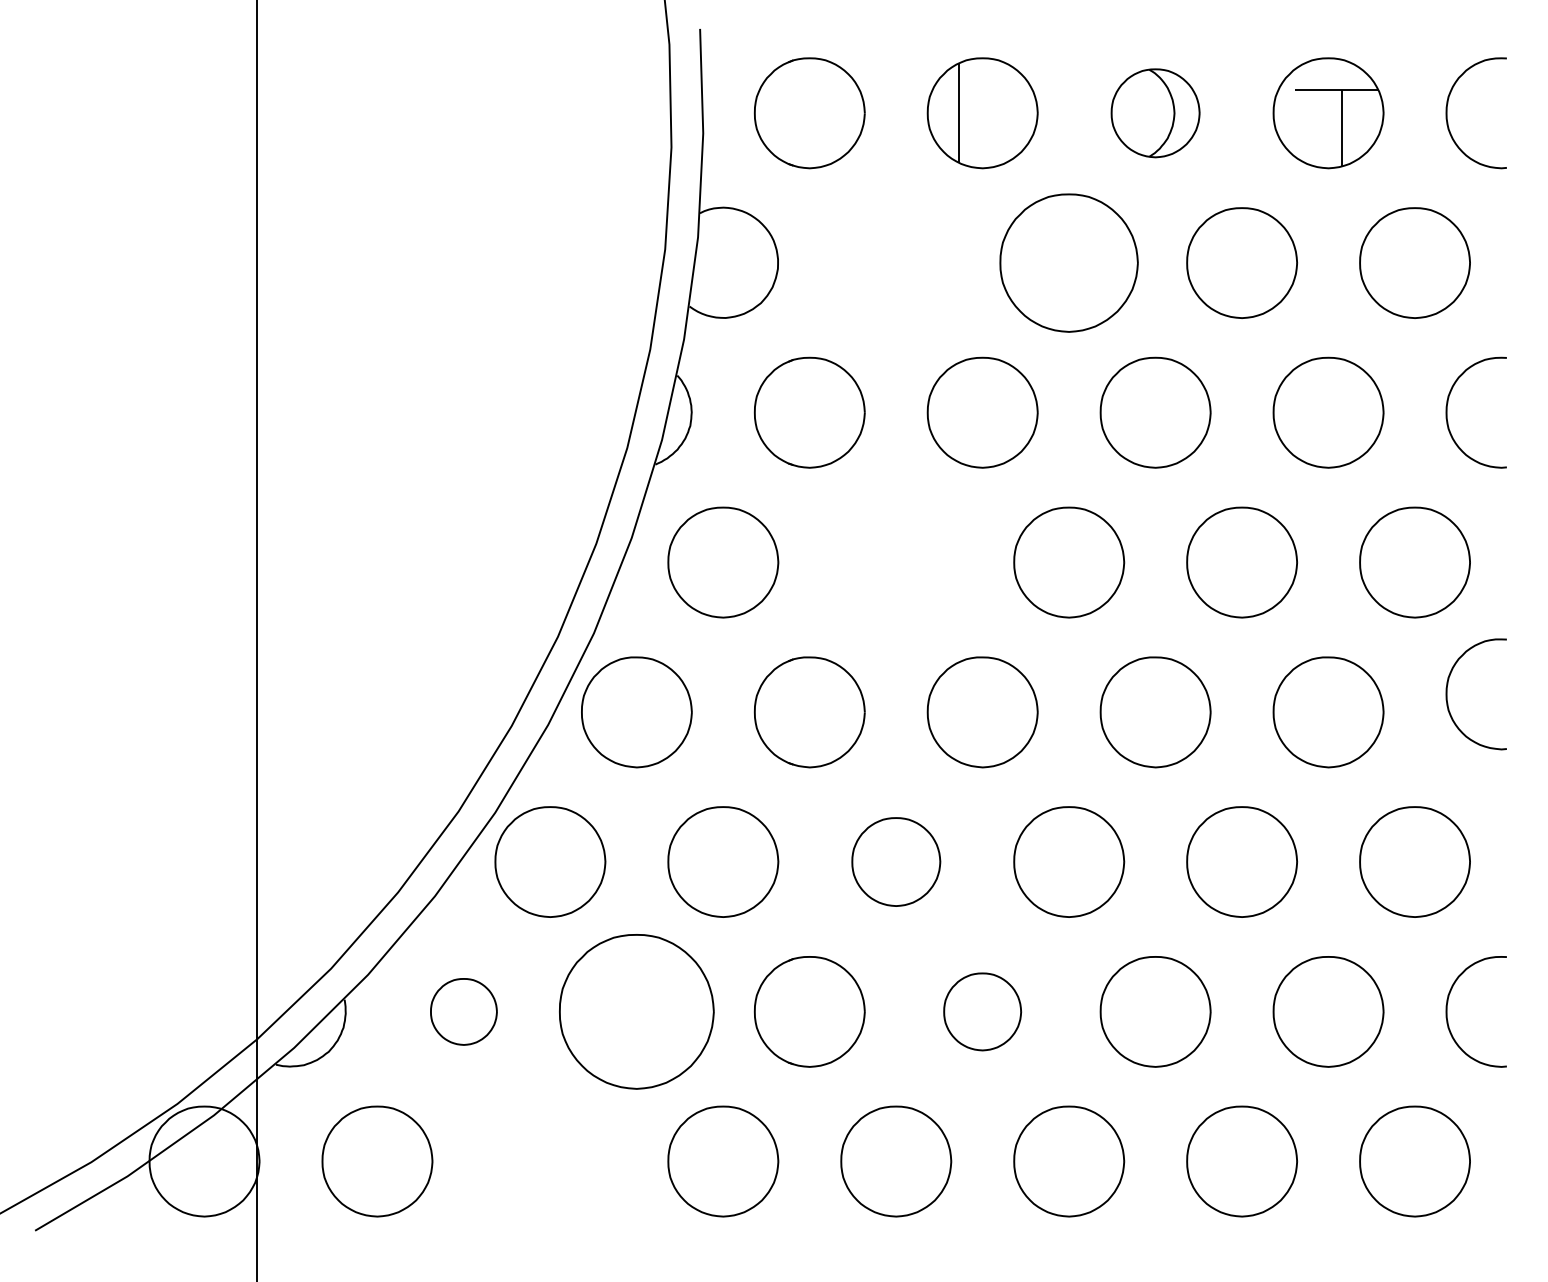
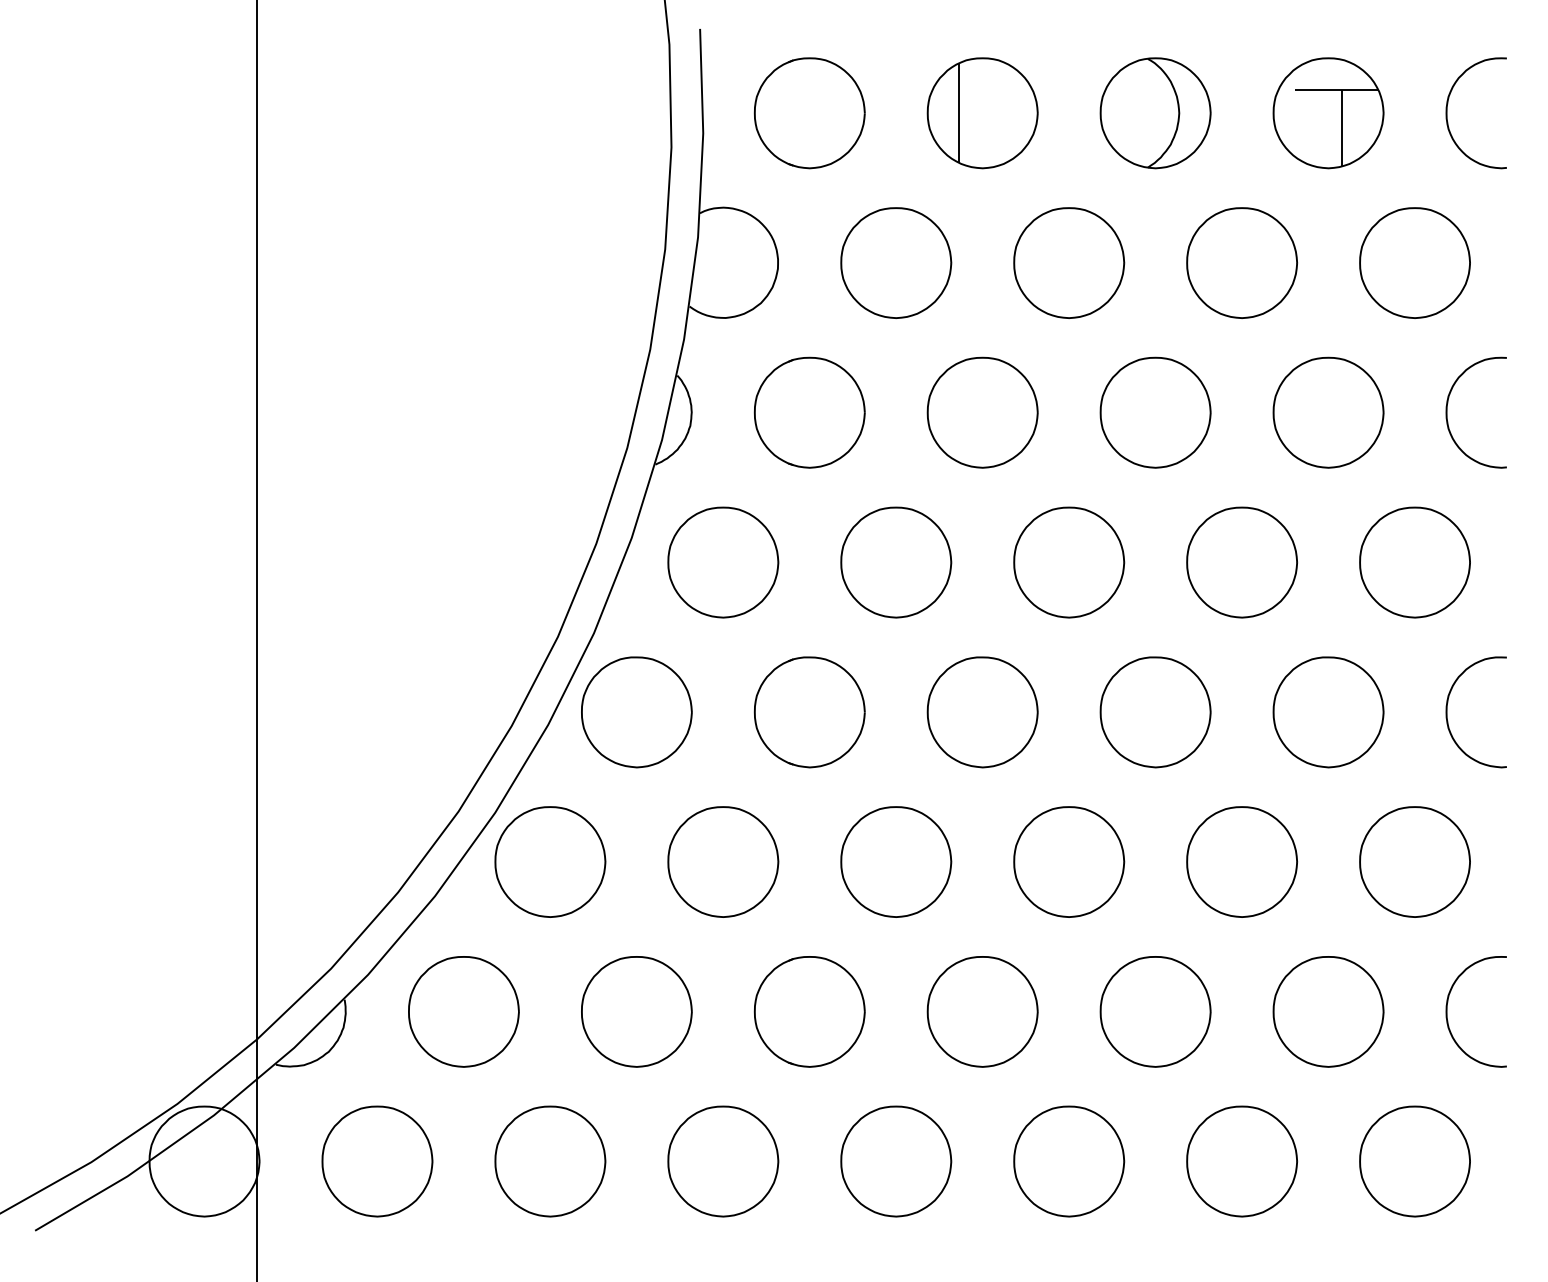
part size: 91x91 px -> 113x113 px (1155, 113)
part: none -> present (896, 262)
part size: 140x140 px -> 113x112 px (1069, 262)
part: none -> present (896, 562)
curve position: (1447, 694) -> (1447, 712) (1447, 712)
part size: 91x90 px -> 113x112 px (896, 861)
part size: 68x68 px -> 112x112 px (463, 1011)
part size: 156x156 px -> 112x112 px (636, 1011)
part size: 80x80 px -> 113x112 px (982, 1011)
part: none -> present (550, 1161)
